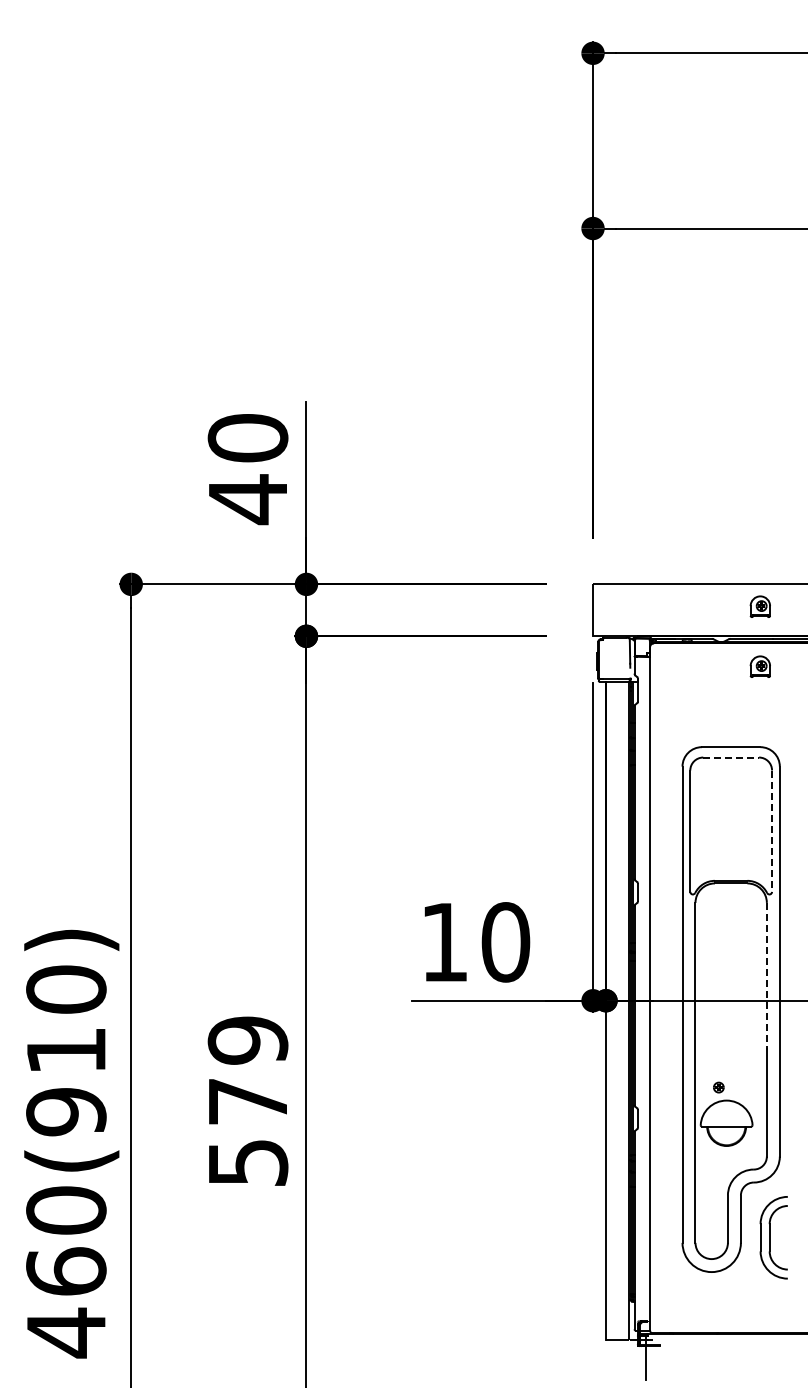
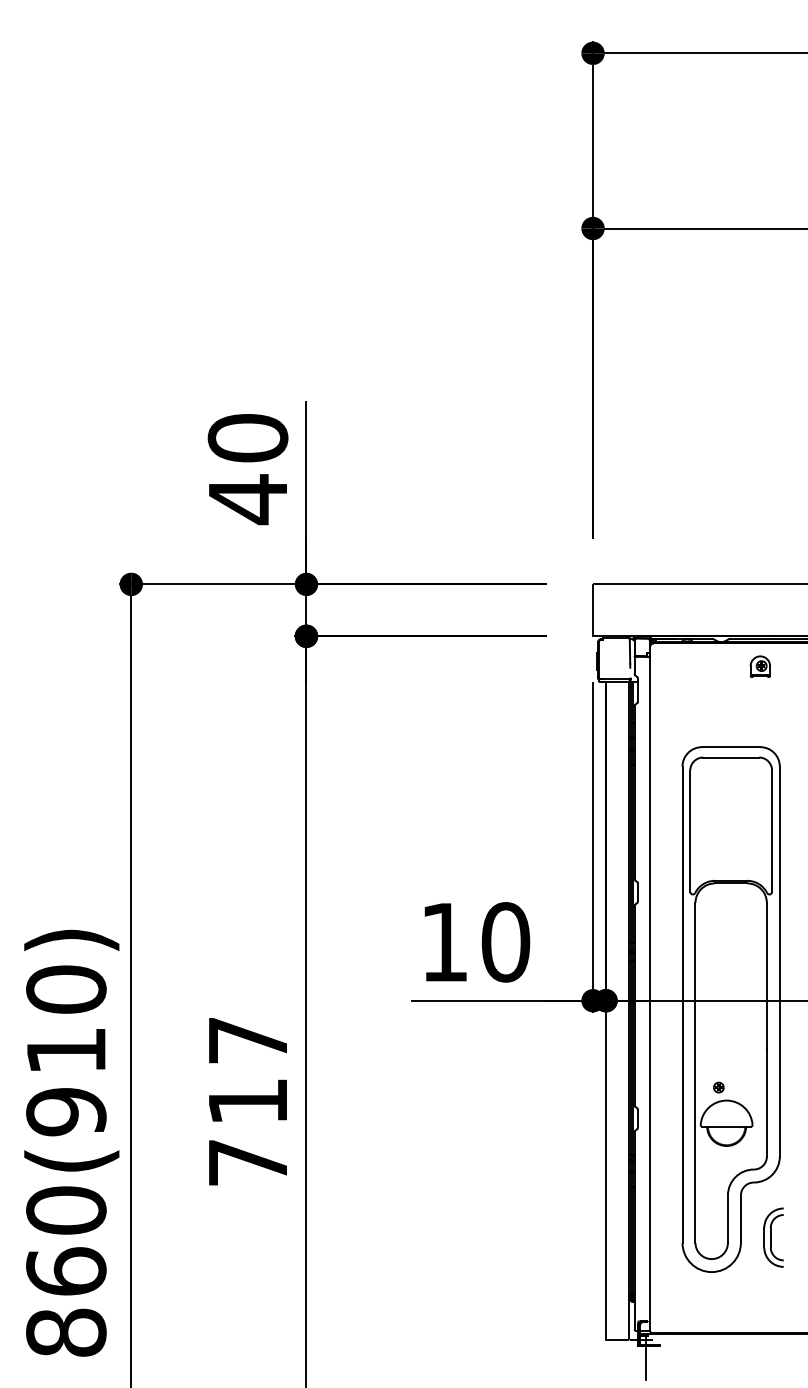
part: present -> none (759, 606)
line: dashed -> solid (731, 757)
line: dashed -> solid (772, 831)
line: dashed -> solid (766, 976)
text: 579 -> 717 (247, 1100)
part size: 29x84 px -> 21x61 px (773, 1237)
text: 460(910) -> 860(910) (66, 1332)
